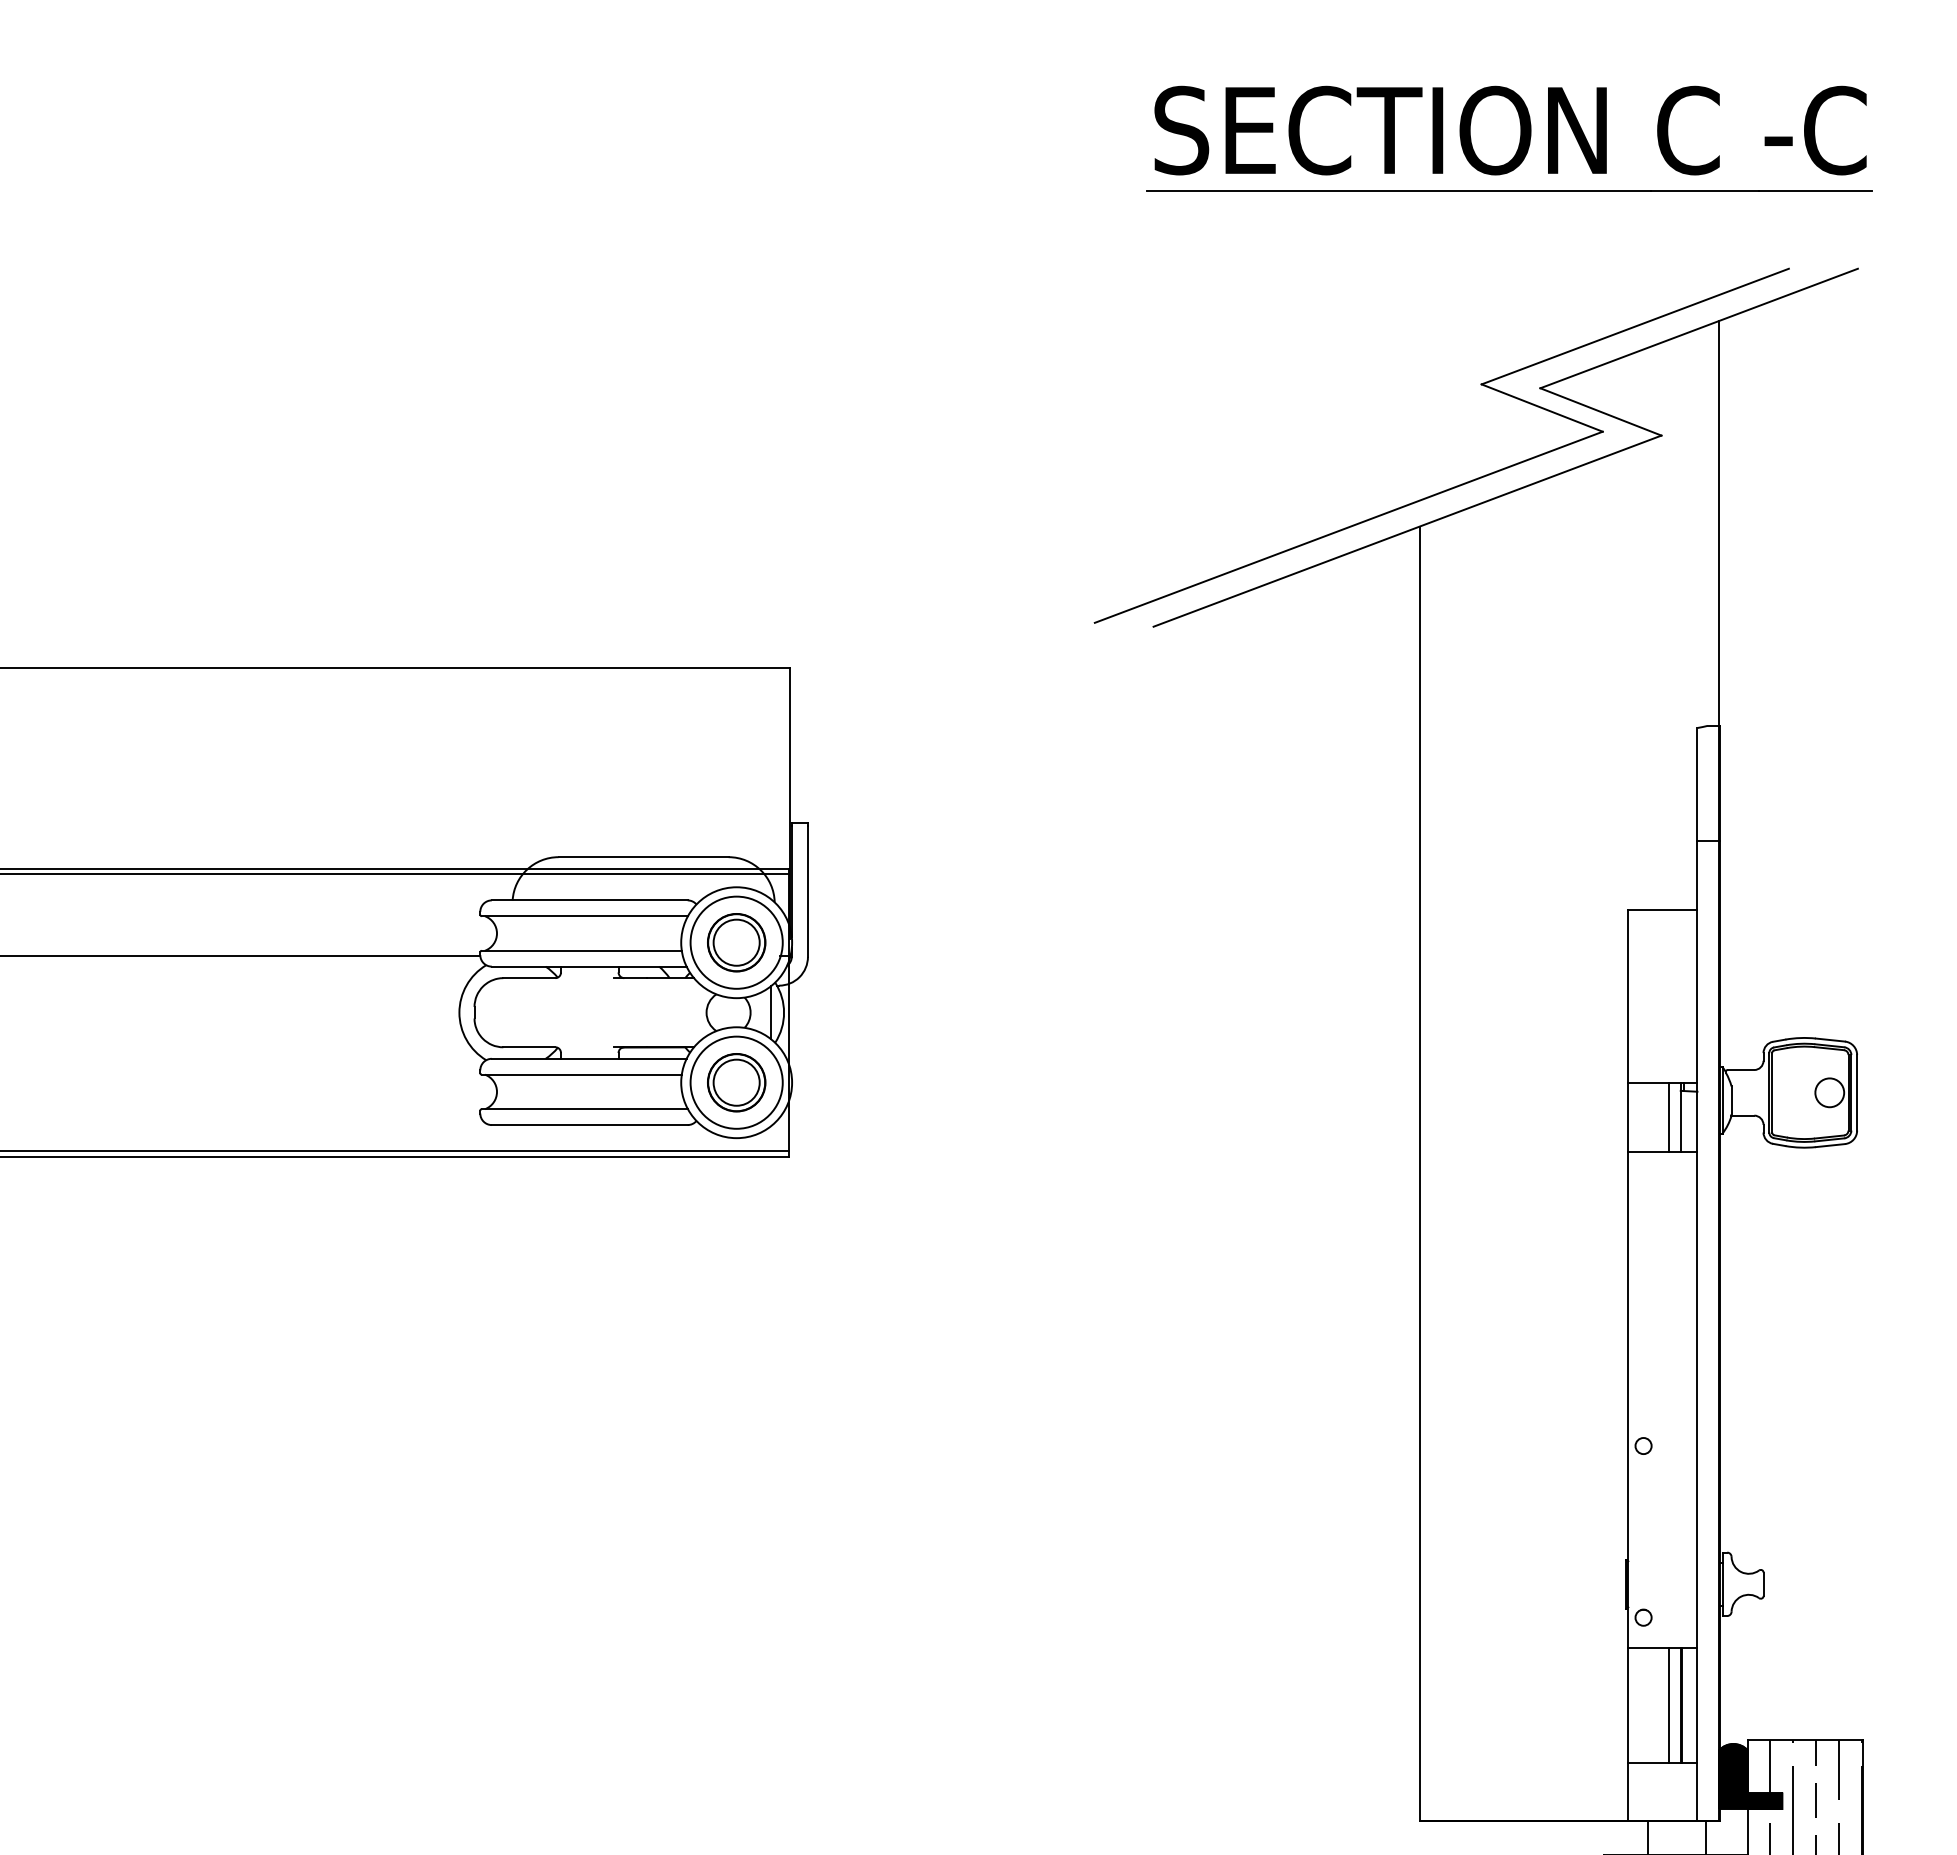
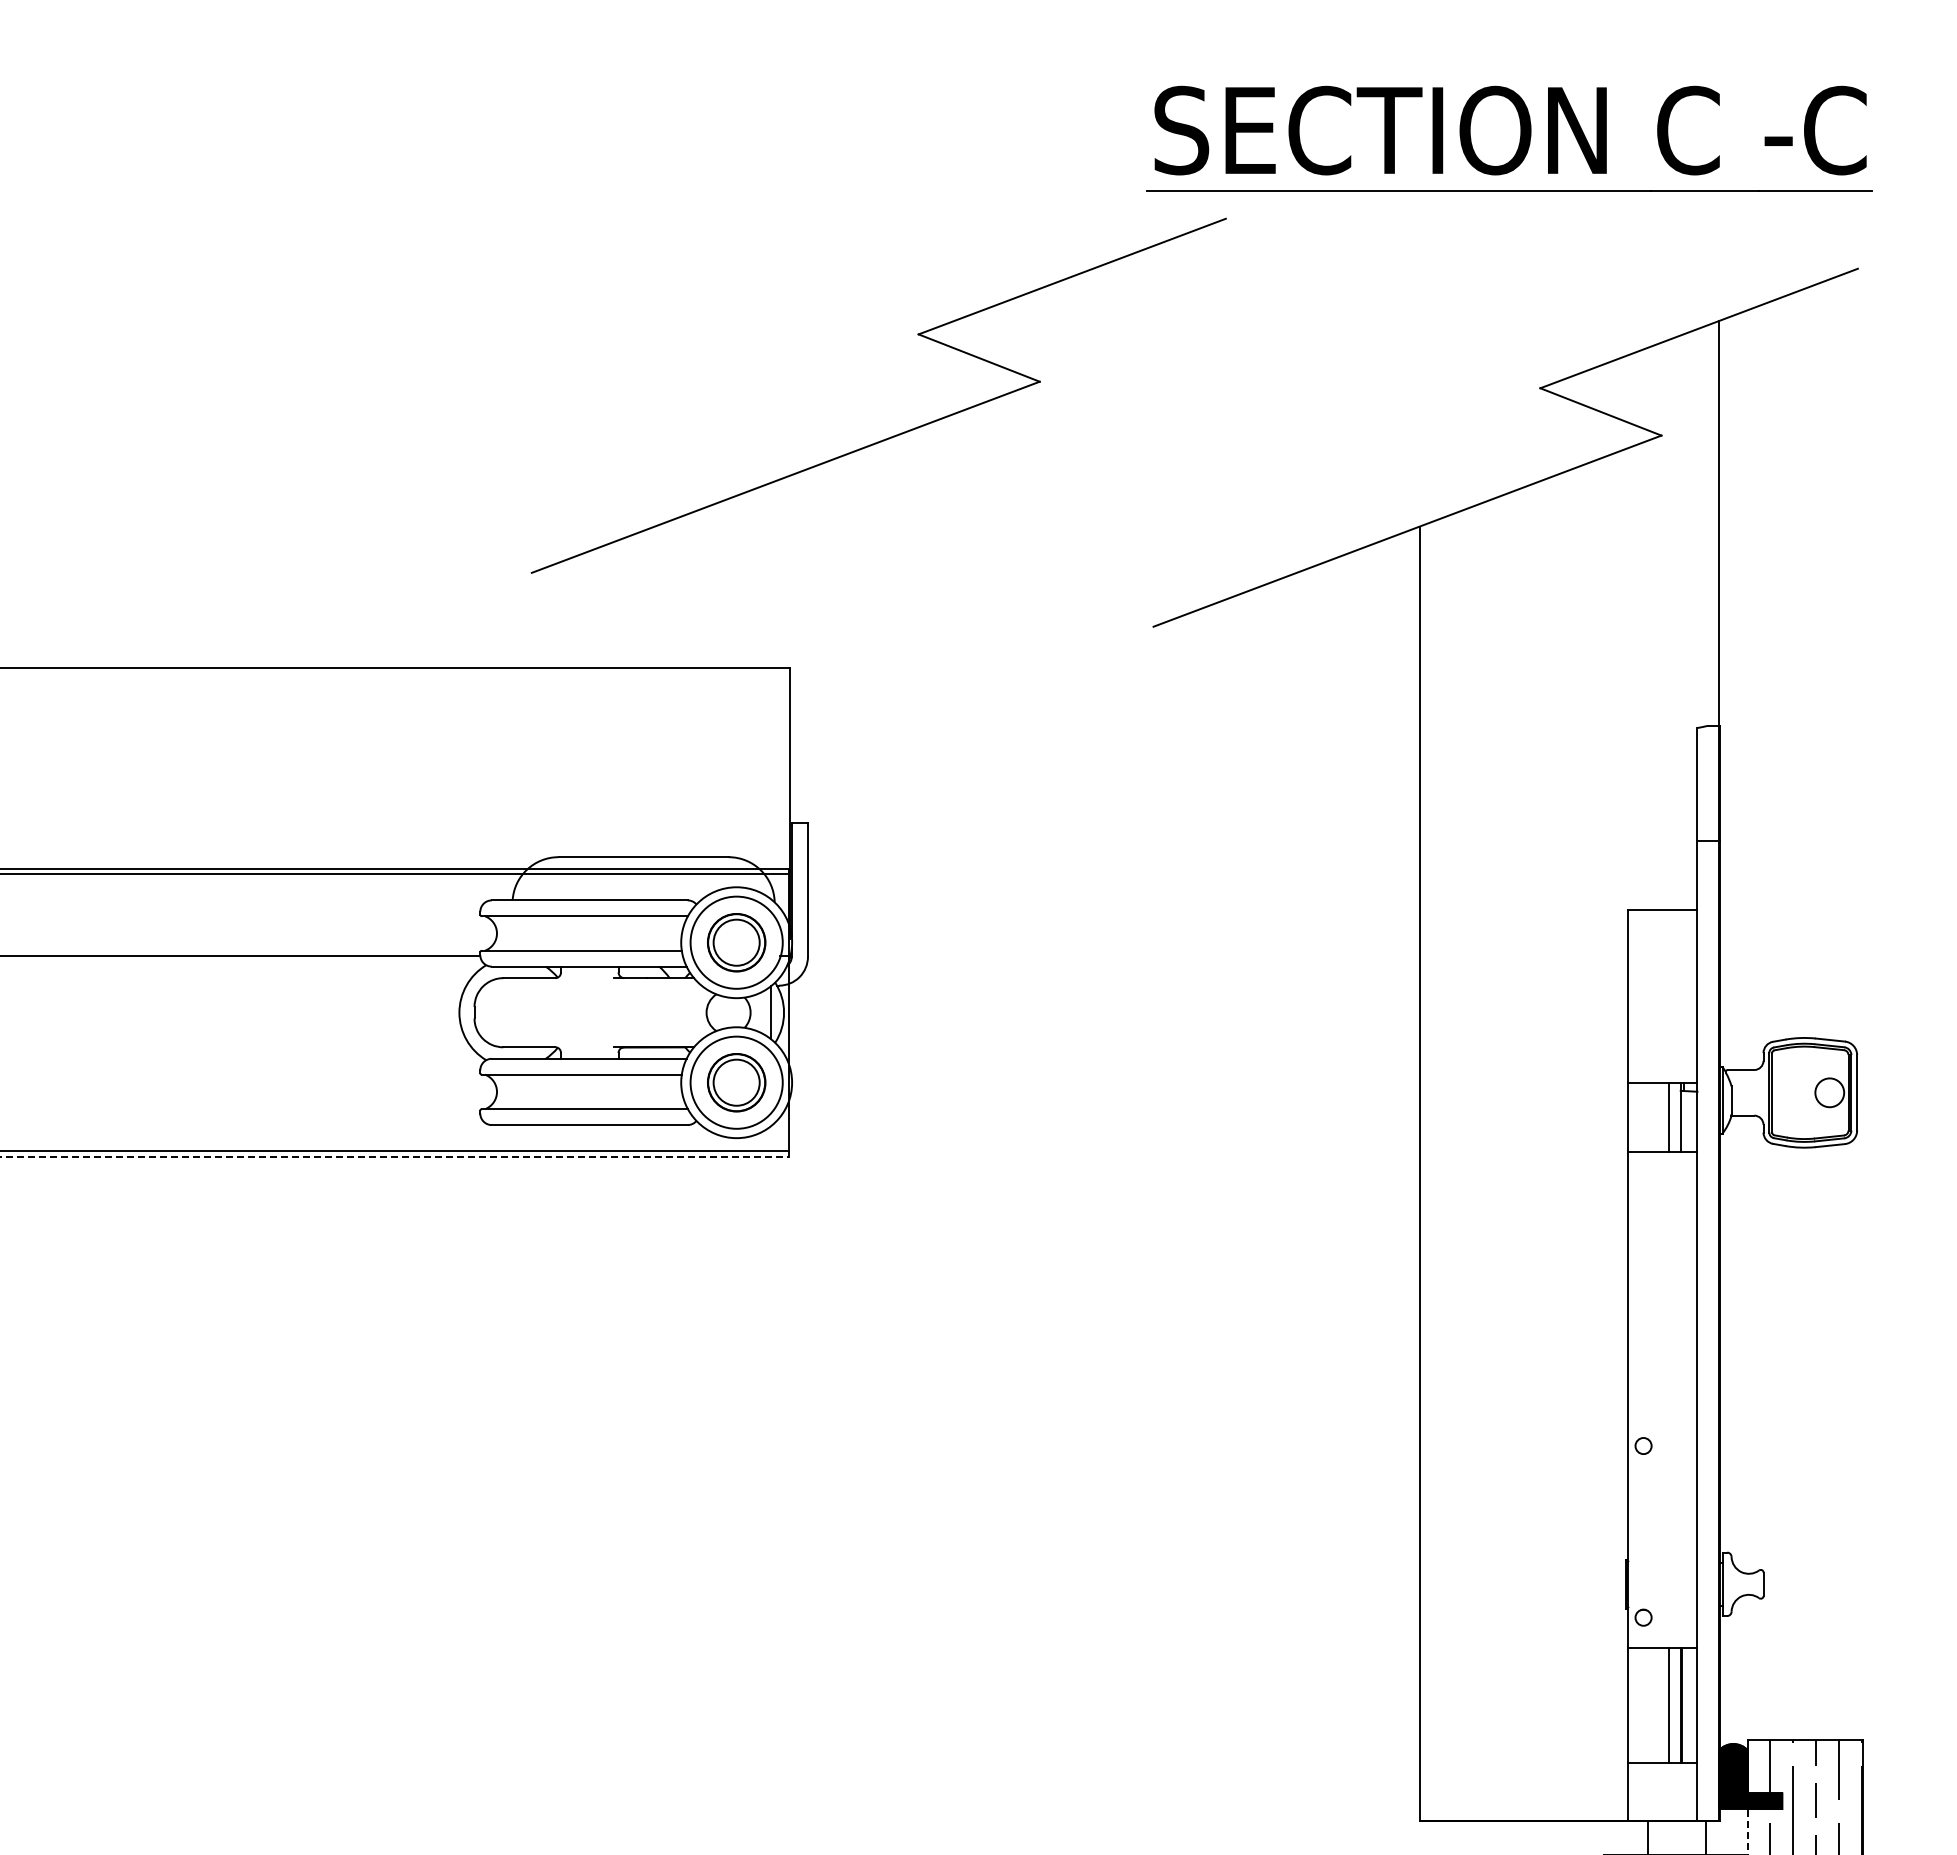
part position: (1456, 485) -> (893, 435) (893, 435)
line: solid -> dashed (394, 1156)
line: solid -> dashed (1747, 1831)
